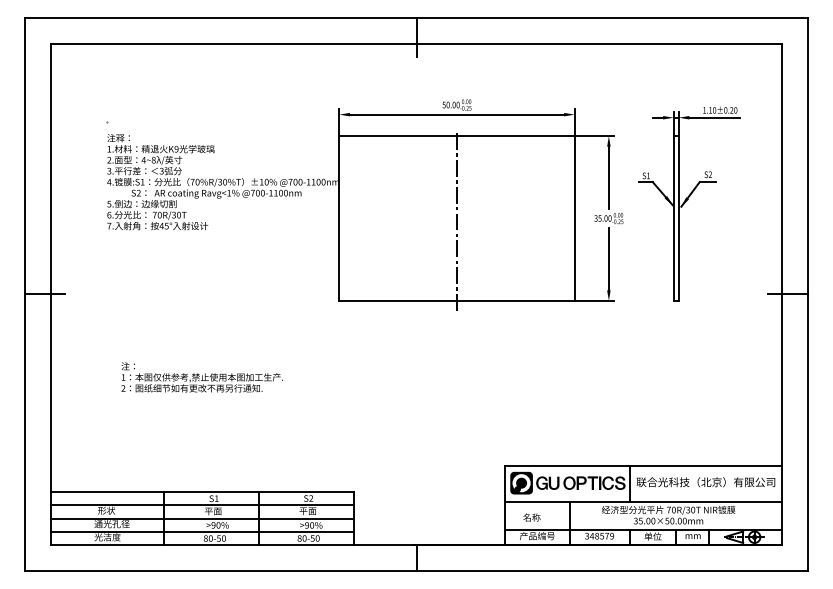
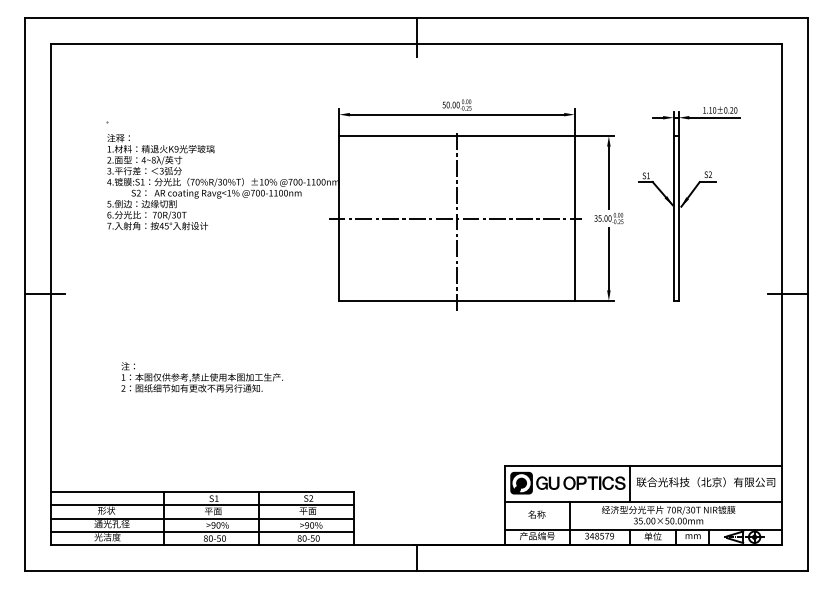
line: none -> present (454, 218)
text position: (531, 517) -> (536, 514) (536, 514)
